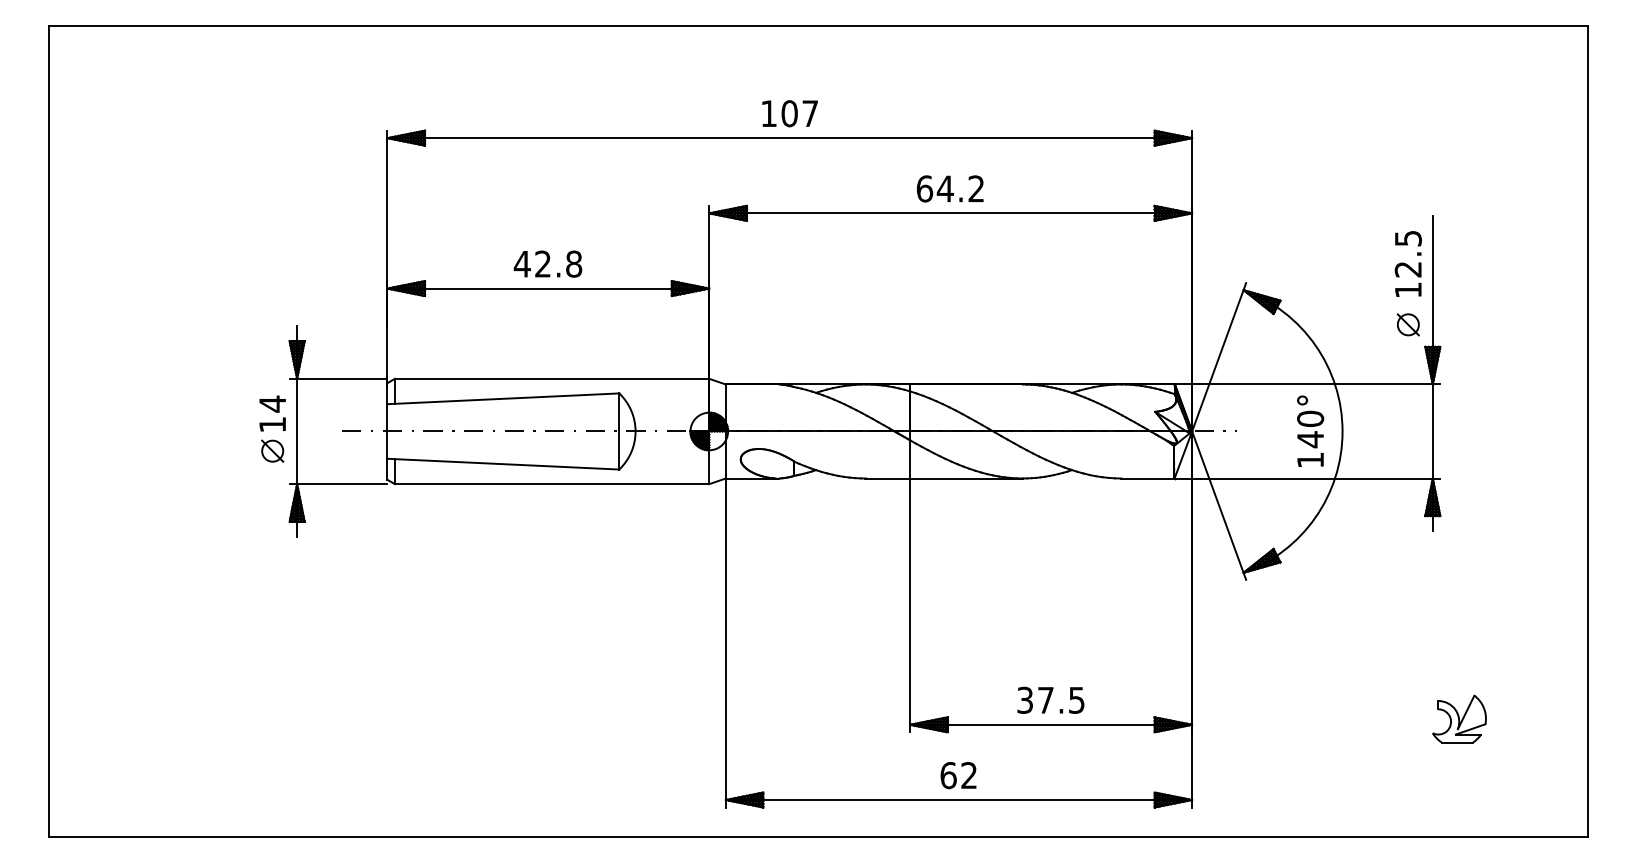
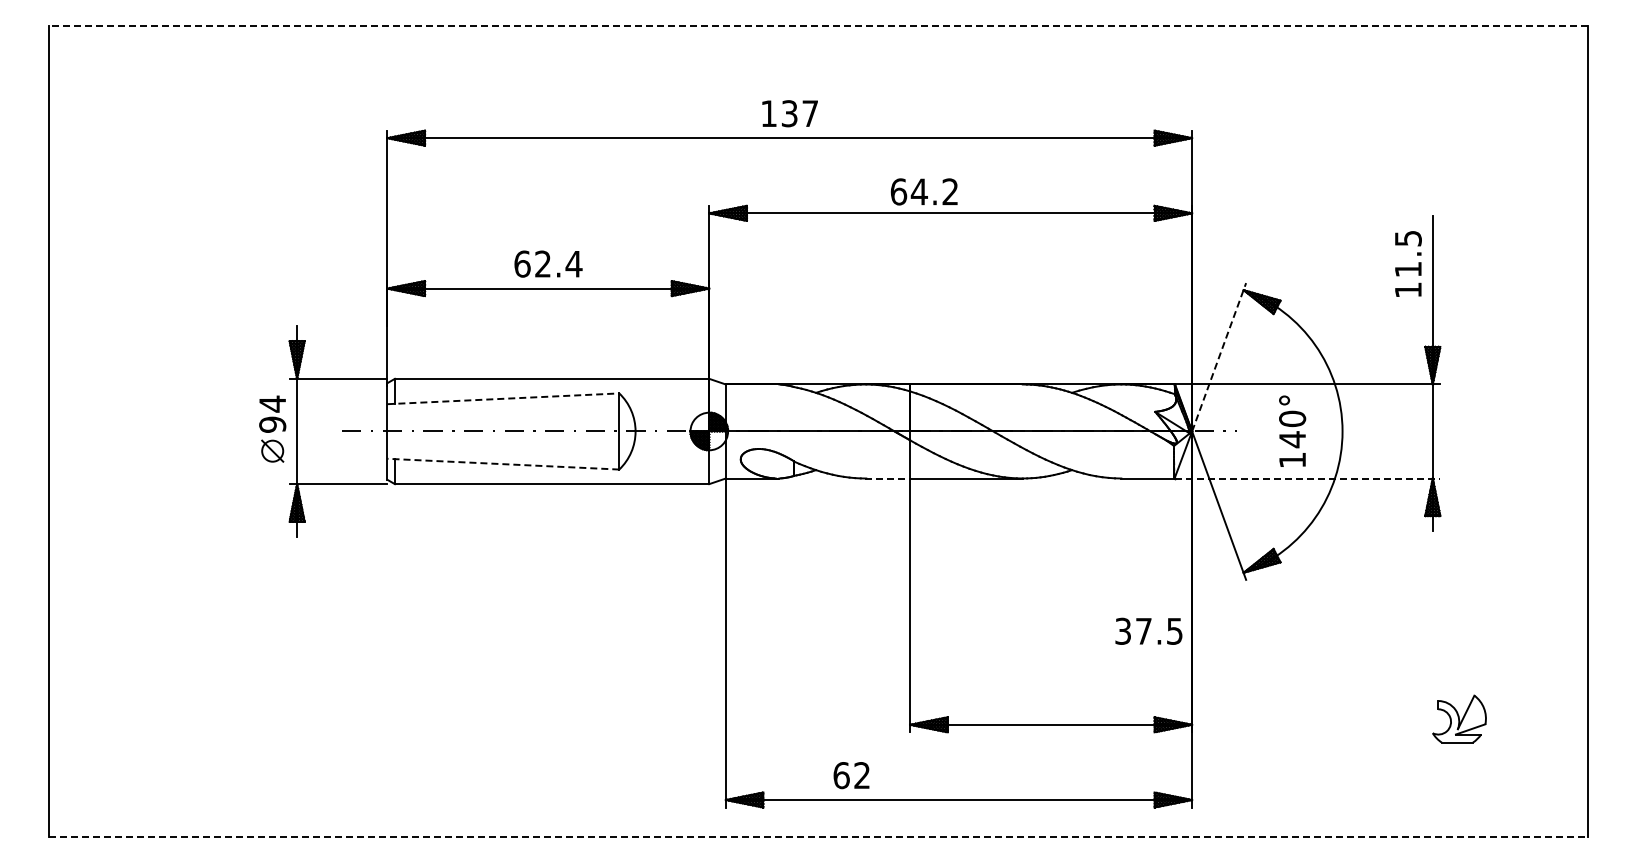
line: solid -> dashed (818, 26)
text: 107 -> 137 (789, 113)
text position: (949, 188) -> (923, 191) (923, 191)
text: 42.8 -> 62.4 (547, 263)
text: 12.5 -> 11.5 (1407, 269)
part: present -> none (1407, 324)
line: solid -> dashed (1219, 357)
line: solid -> dashed (503, 398)
text: 14 -> 94 (272, 424)
text position: (1310, 430) -> (1292, 430) (1292, 430)
line: solid -> dashed (502, 464)
line: solid -> dashed (888, 478)
line: solid -> dashed (1307, 478)
text position: (1050, 699) -> (1148, 630) (1148, 630)
text position: (958, 775) -> (851, 775) (851, 775)
line: solid -> dashed (818, 836)
